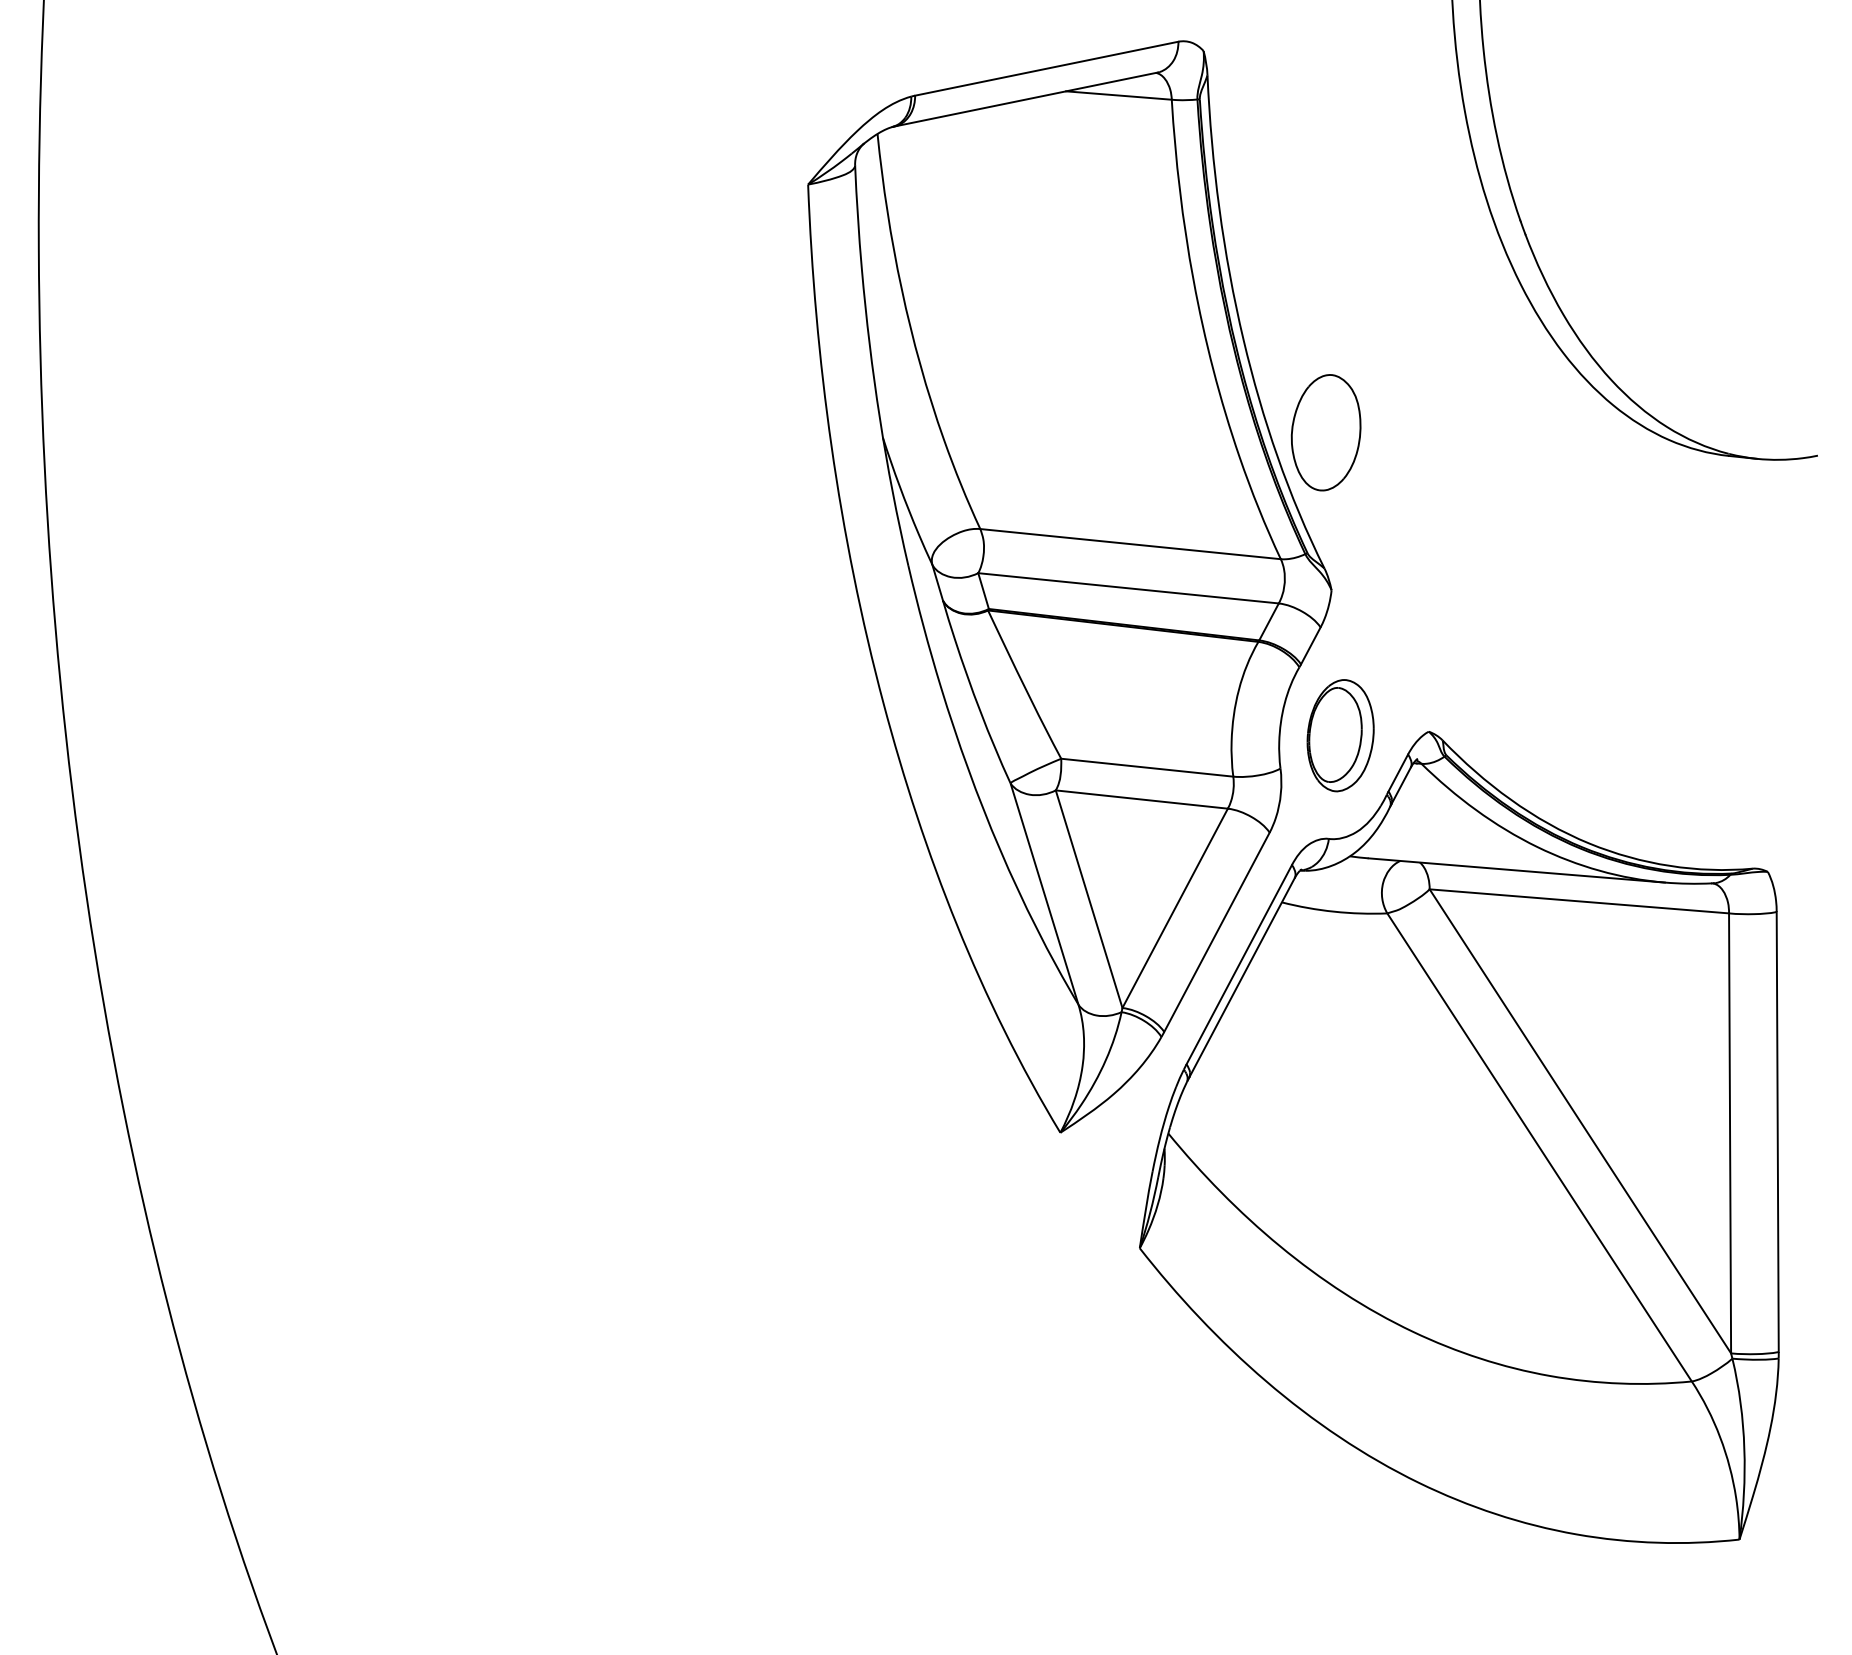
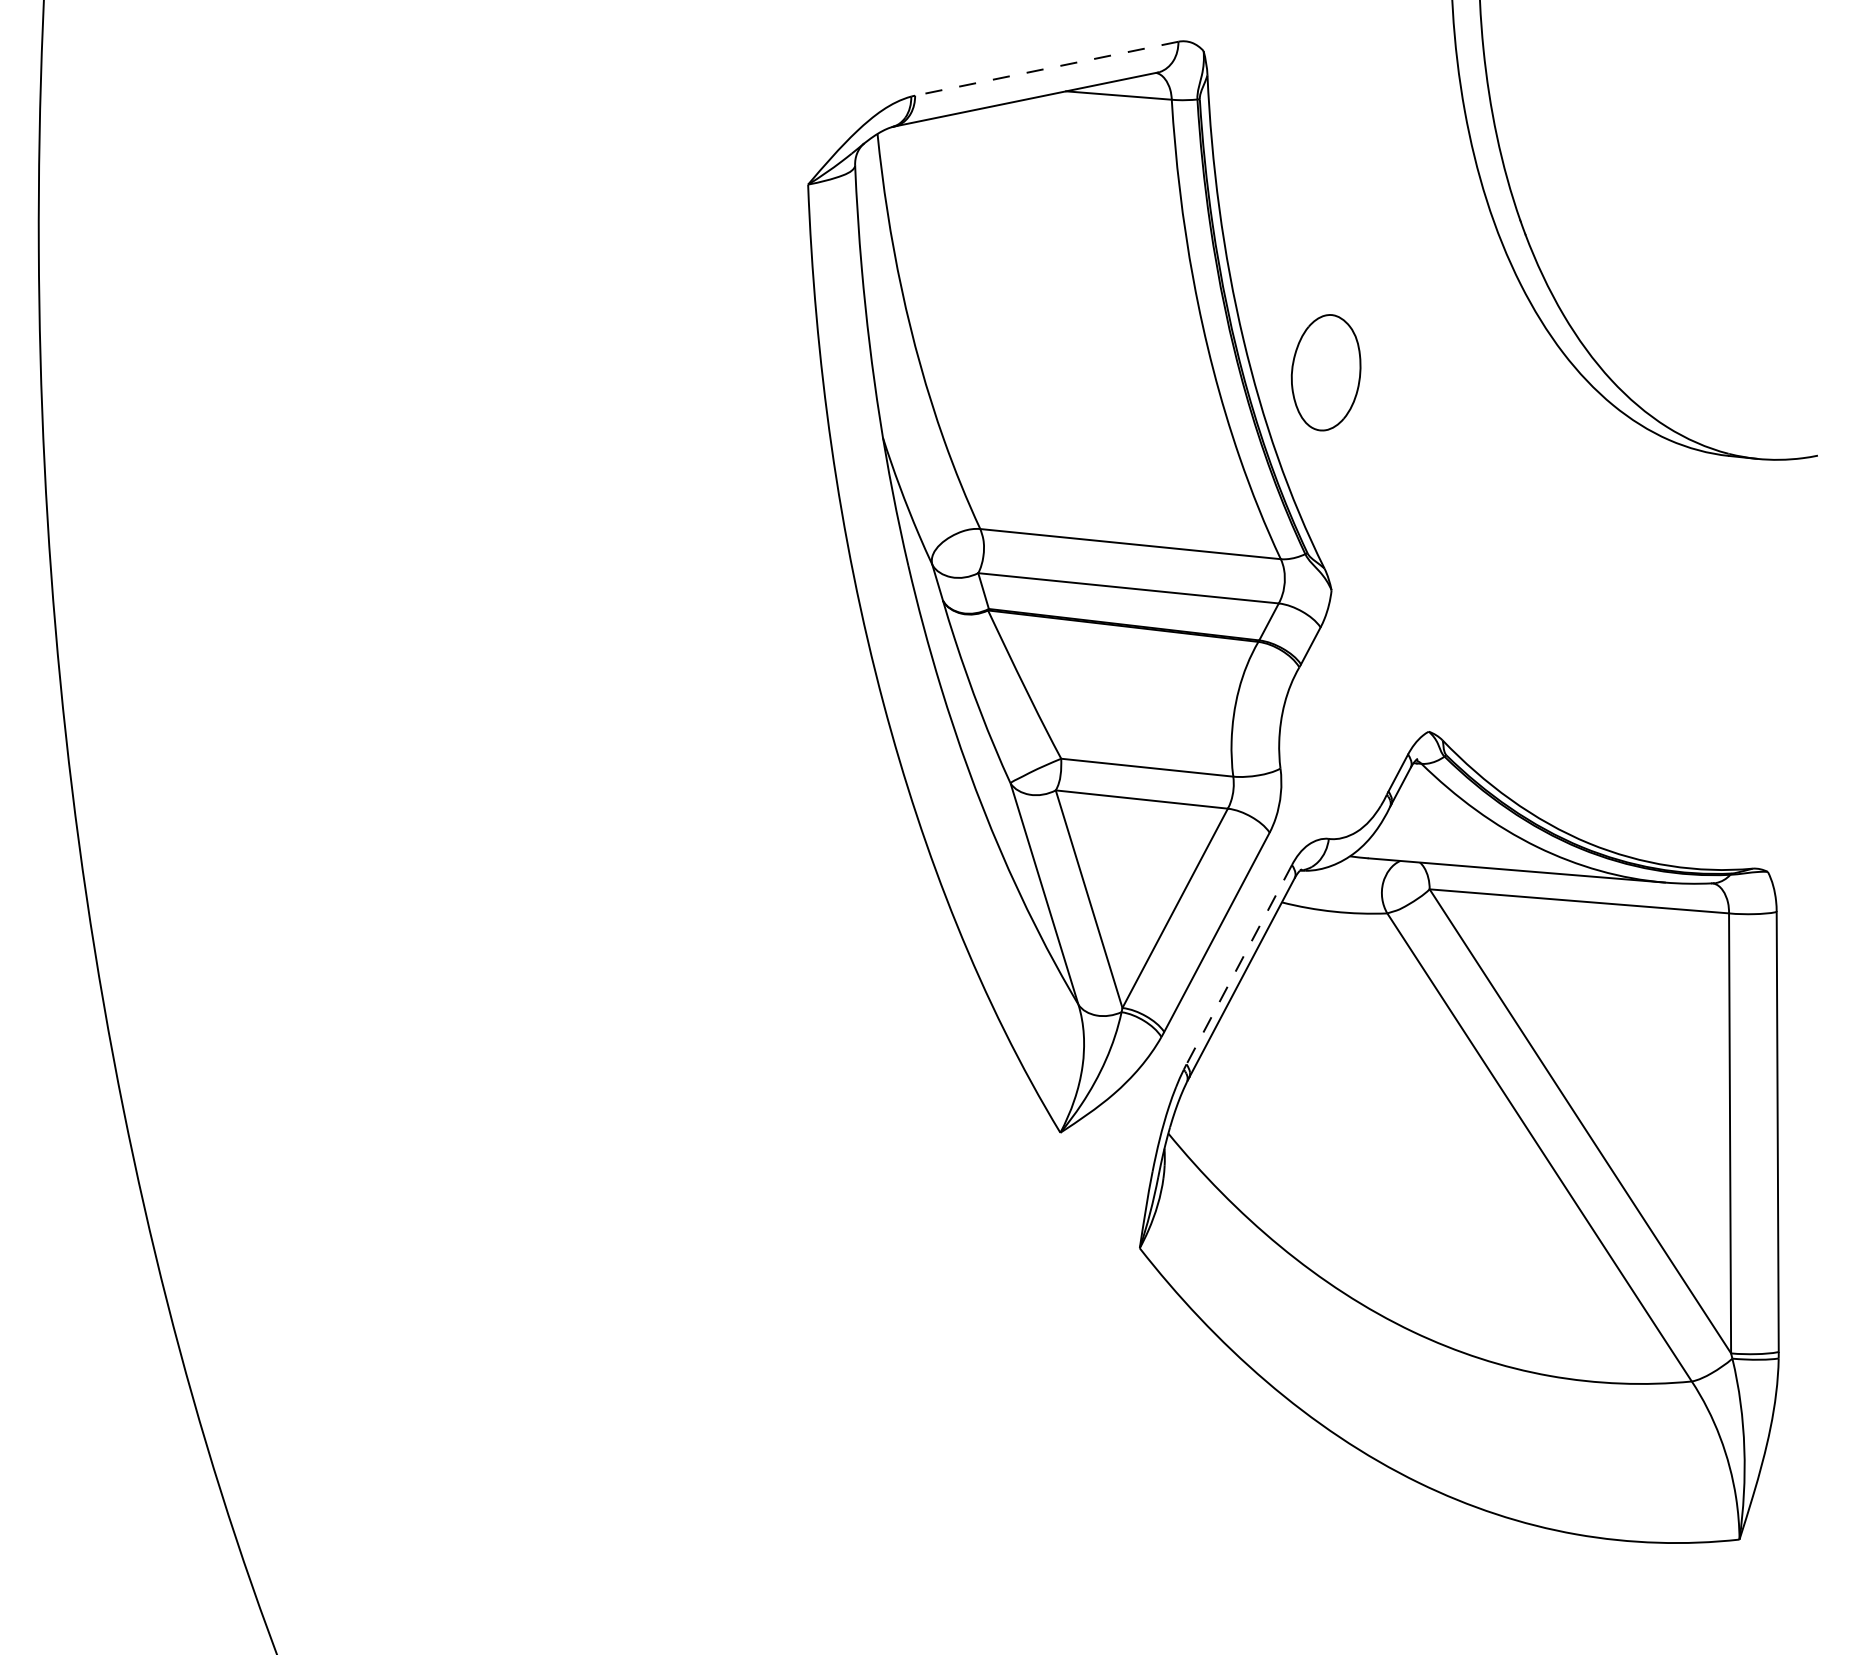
line: solid -> dashed (1046, 68)
part position: (1325, 432) -> (1325, 372) (1325, 372)
part: present -> none (1340, 735)
line: solid -> dashed (1239, 964)
